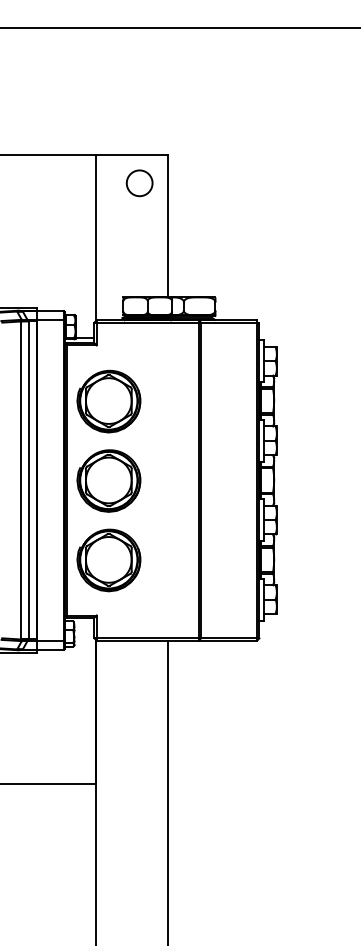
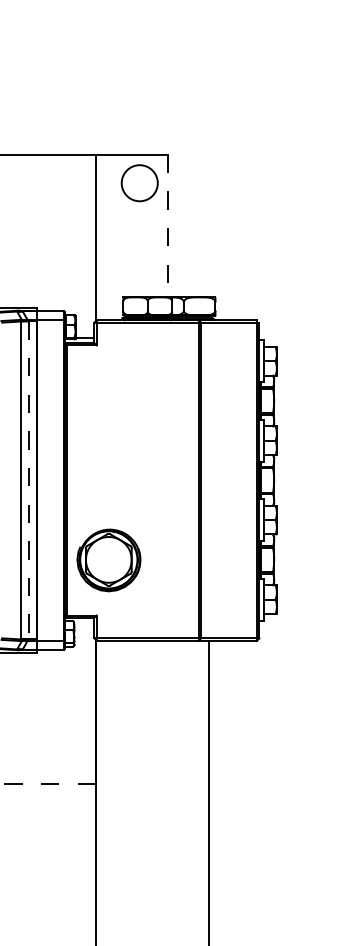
line: present -> none (179, 28)
circle size: 29x29 px -> 39x39 px (139, 183)
line: solid -> dashed (168, 226)
part: present -> none (108, 401)
line: solid -> dashed (29, 480)
part: present -> none (108, 480)
line: solid -> dashed (47, 784)
line position: (168, 791) -> (209, 791) (209, 791)
